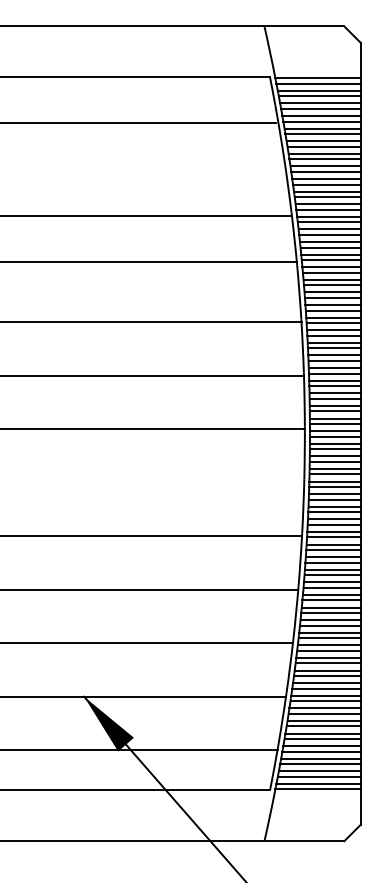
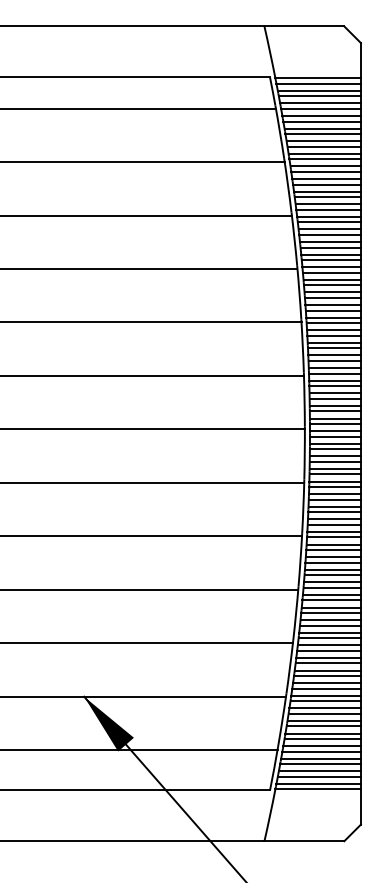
line position: (138, 122) -> (138, 108) (138, 108)
line: none -> present (143, 162)
line position: (149, 261) -> (149, 268) (149, 268)
line: none -> present (153, 482)
